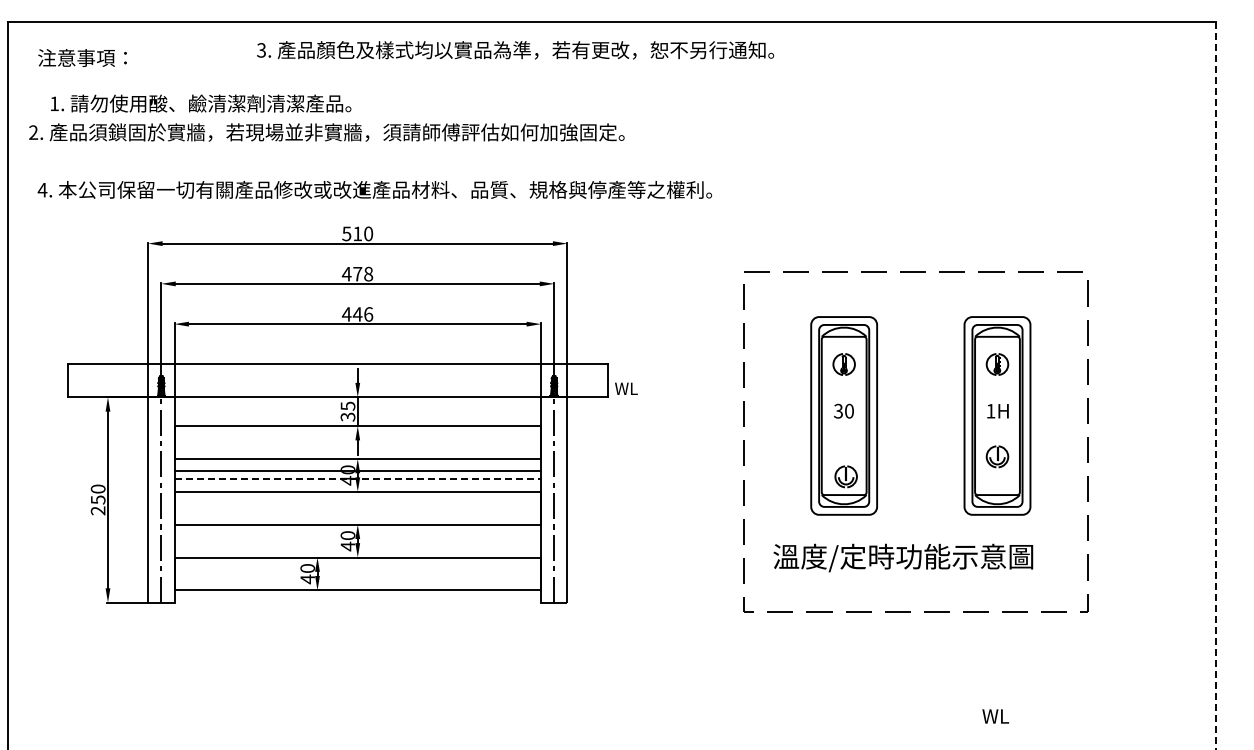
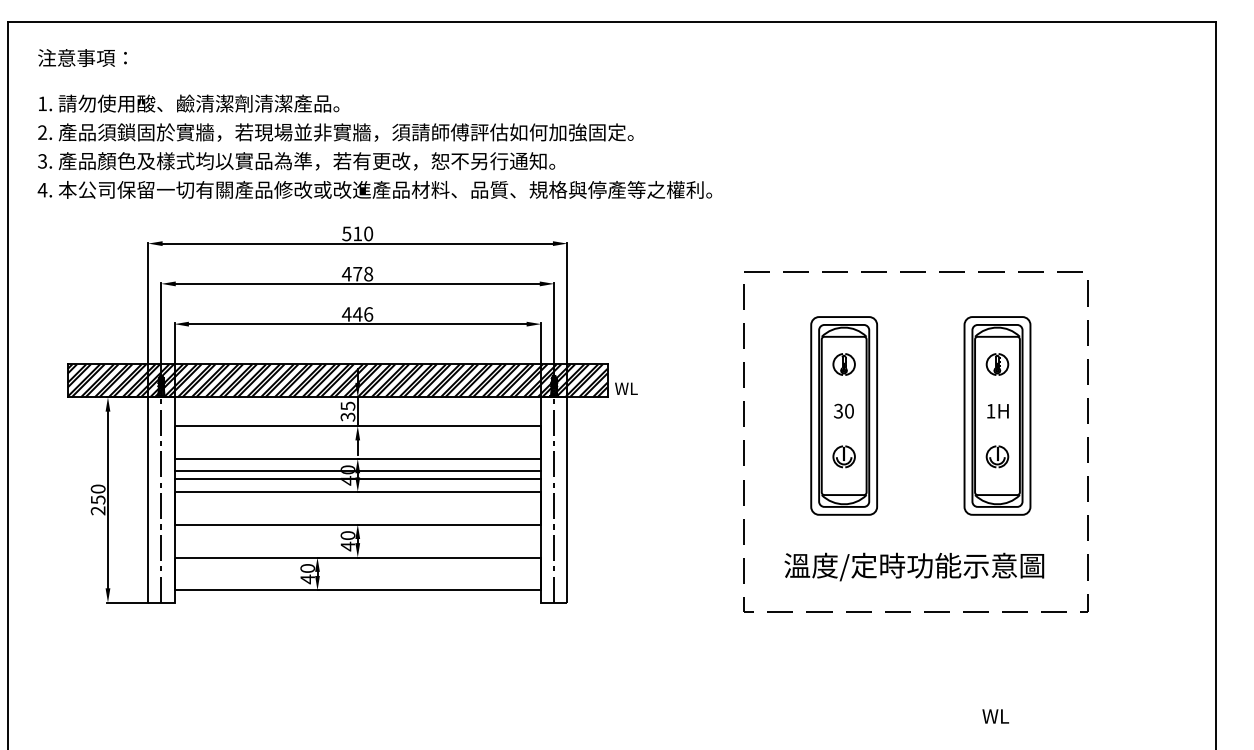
text position: (515, 50) -> (296, 161) (296, 161)
text position: (201, 103) -> (189, 103) (189, 103)
text position: (326, 132) -> (335, 132) (335, 132)
hatch: none -> present (337, 380)
line: dashed -> solid (1216, 386)
part position: (845, 476) -> (843, 456) (843, 456)
line: dashed -> solid (358, 479)
text position: (903, 557) -> (914, 566) (914, 566)
